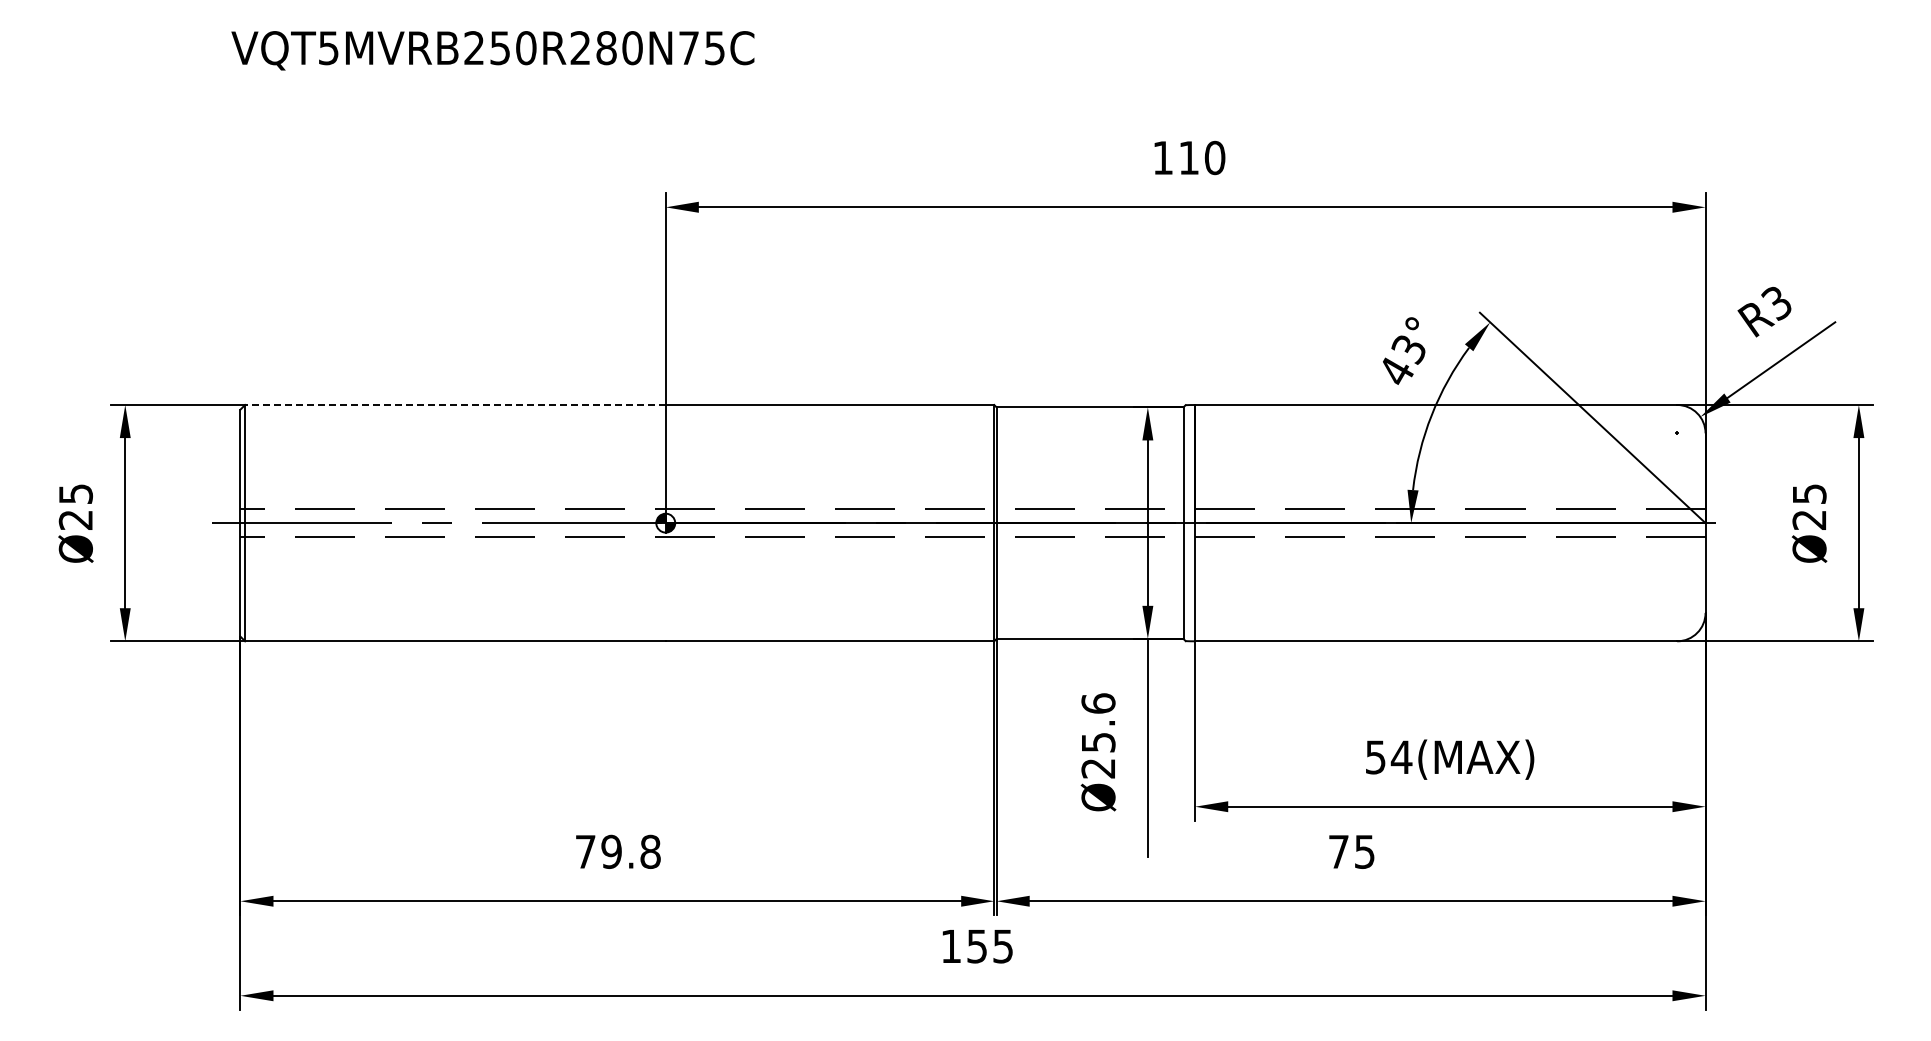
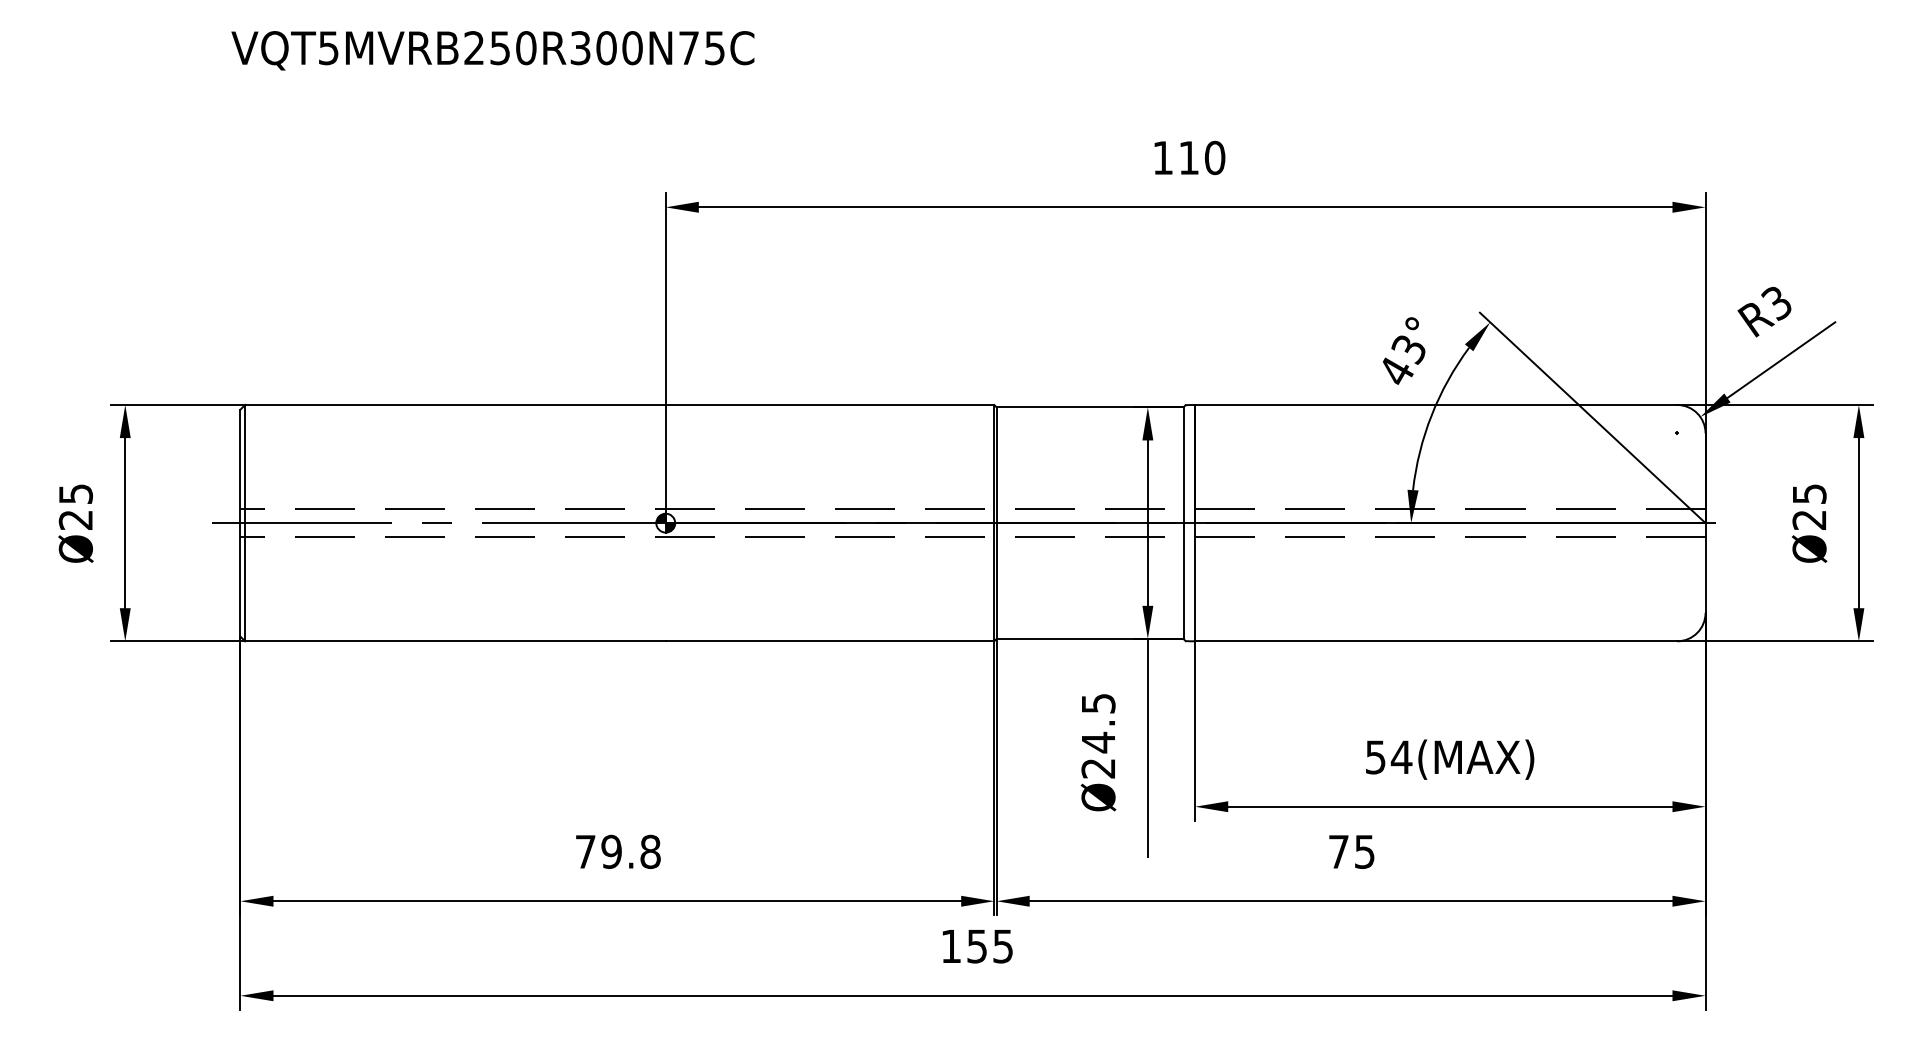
text: VQT5MVRB250R280N75C -> VQT5MVRB250R300N75C (593, 48)
line: dashed -> solid (454, 404)
text: Ø25.6 -> Ø24.5 (1098, 723)
